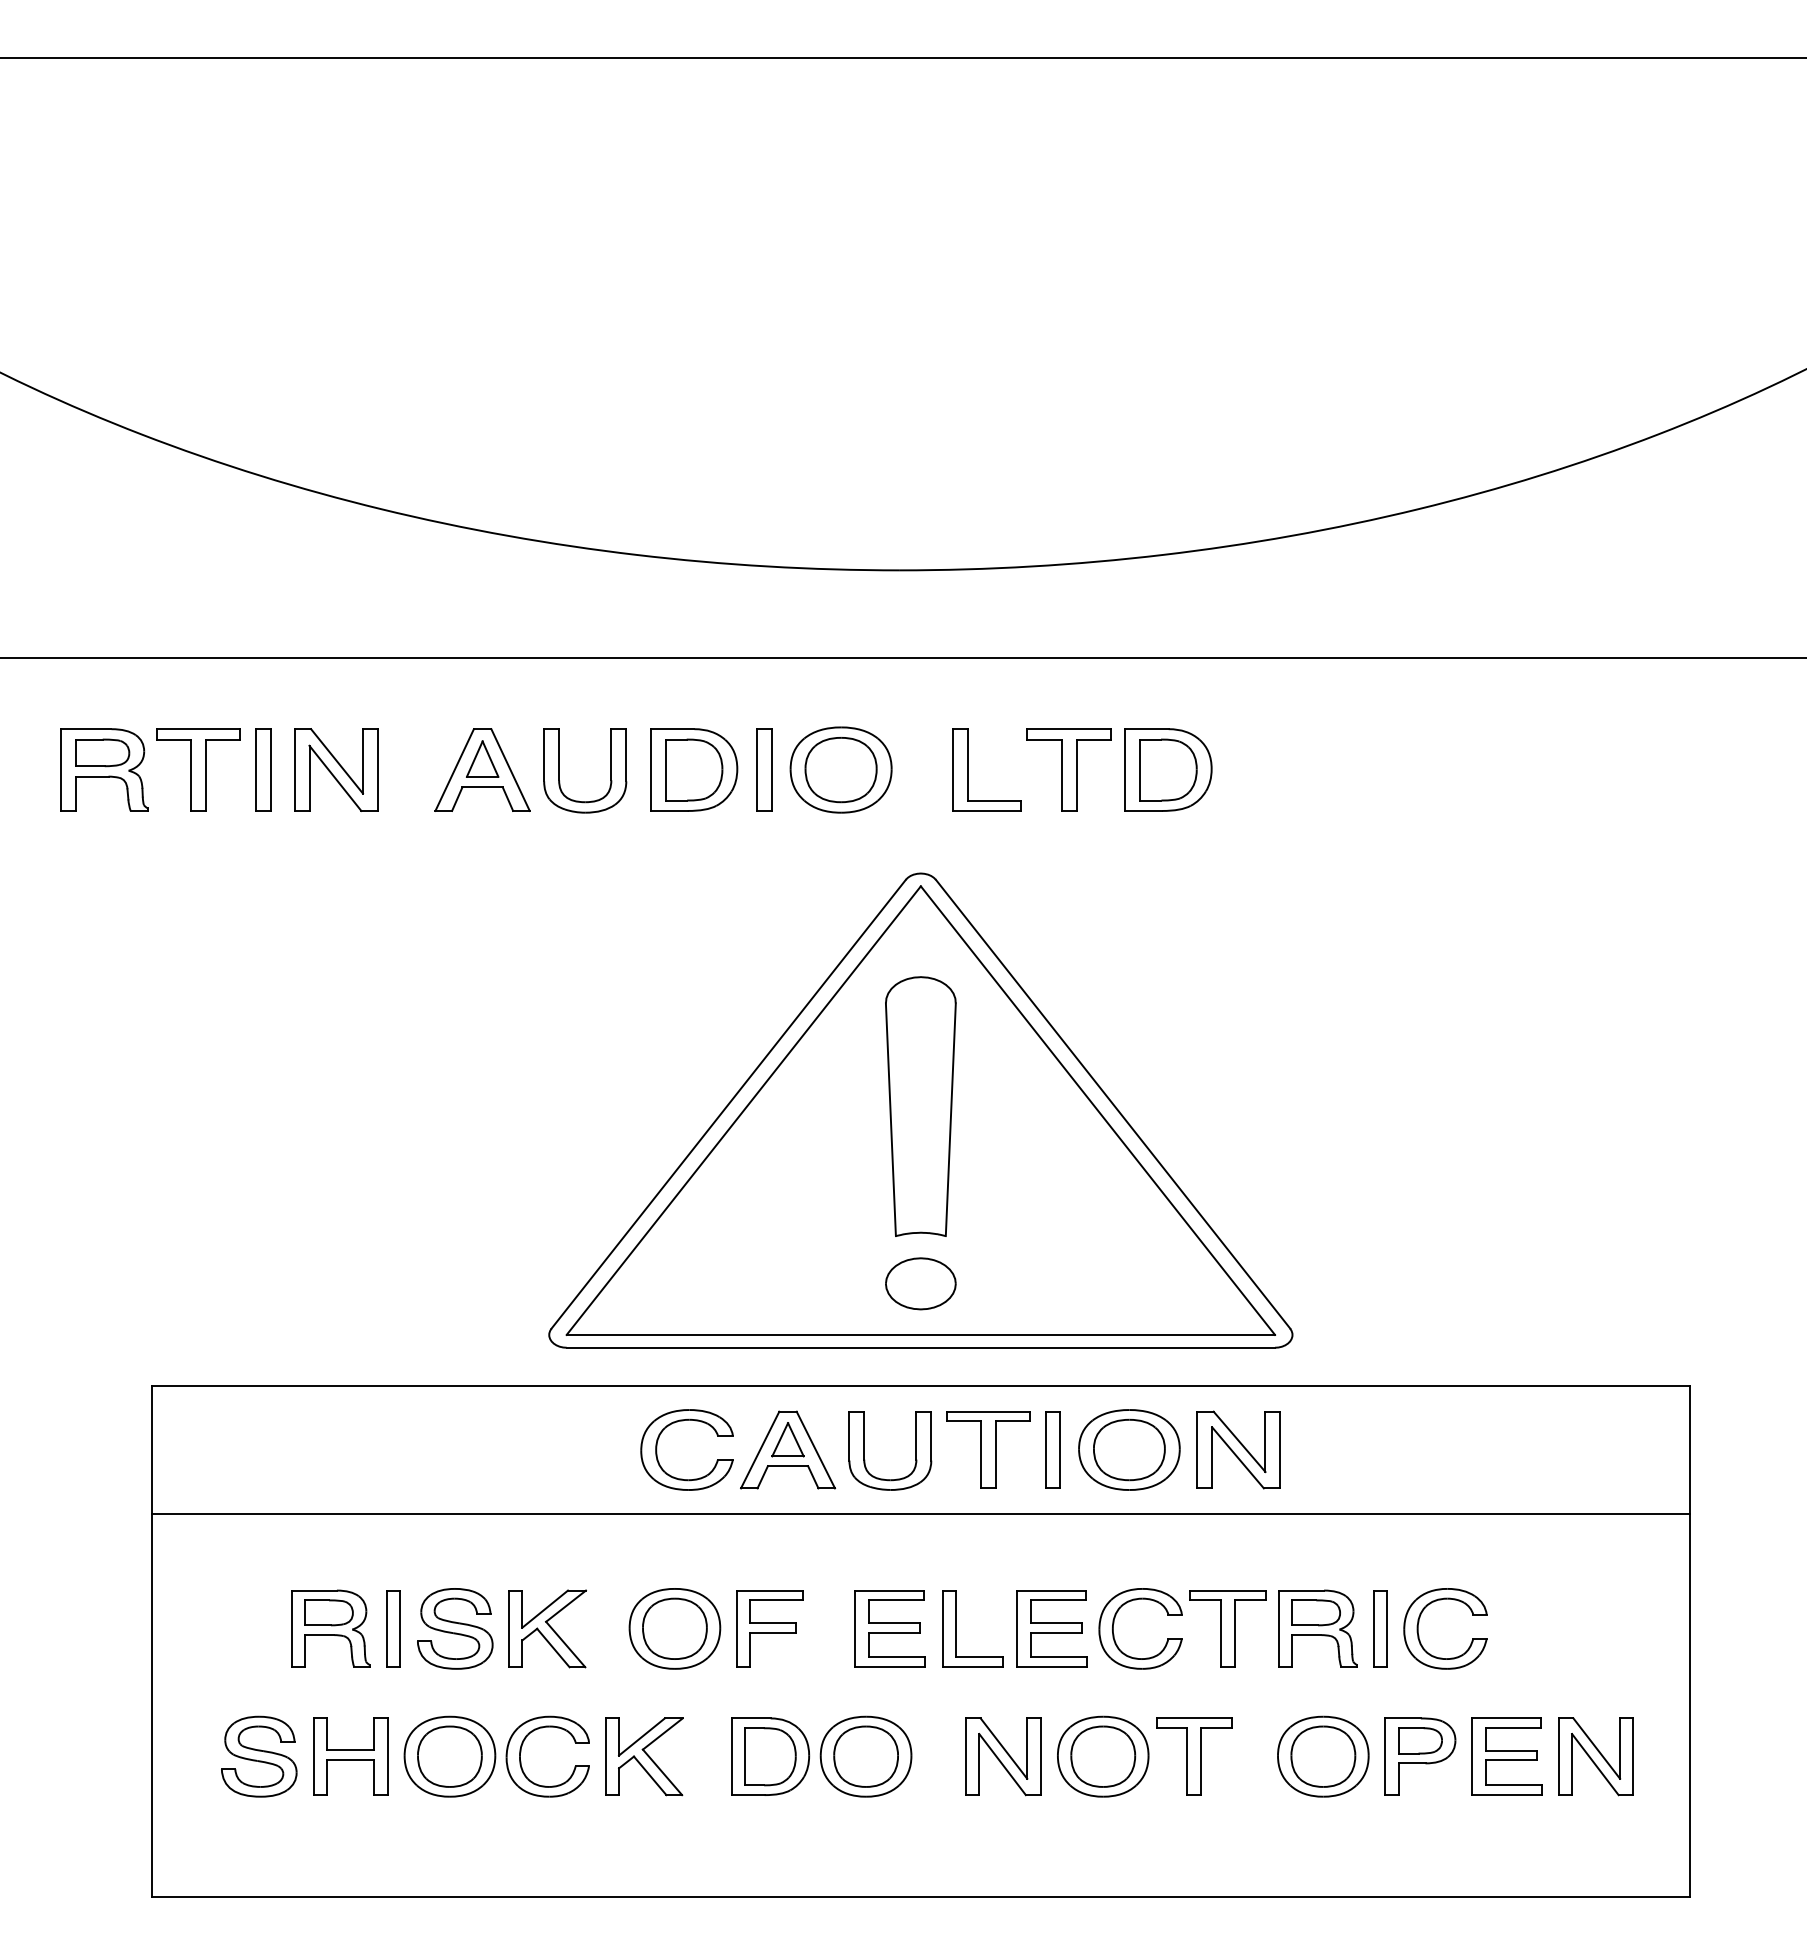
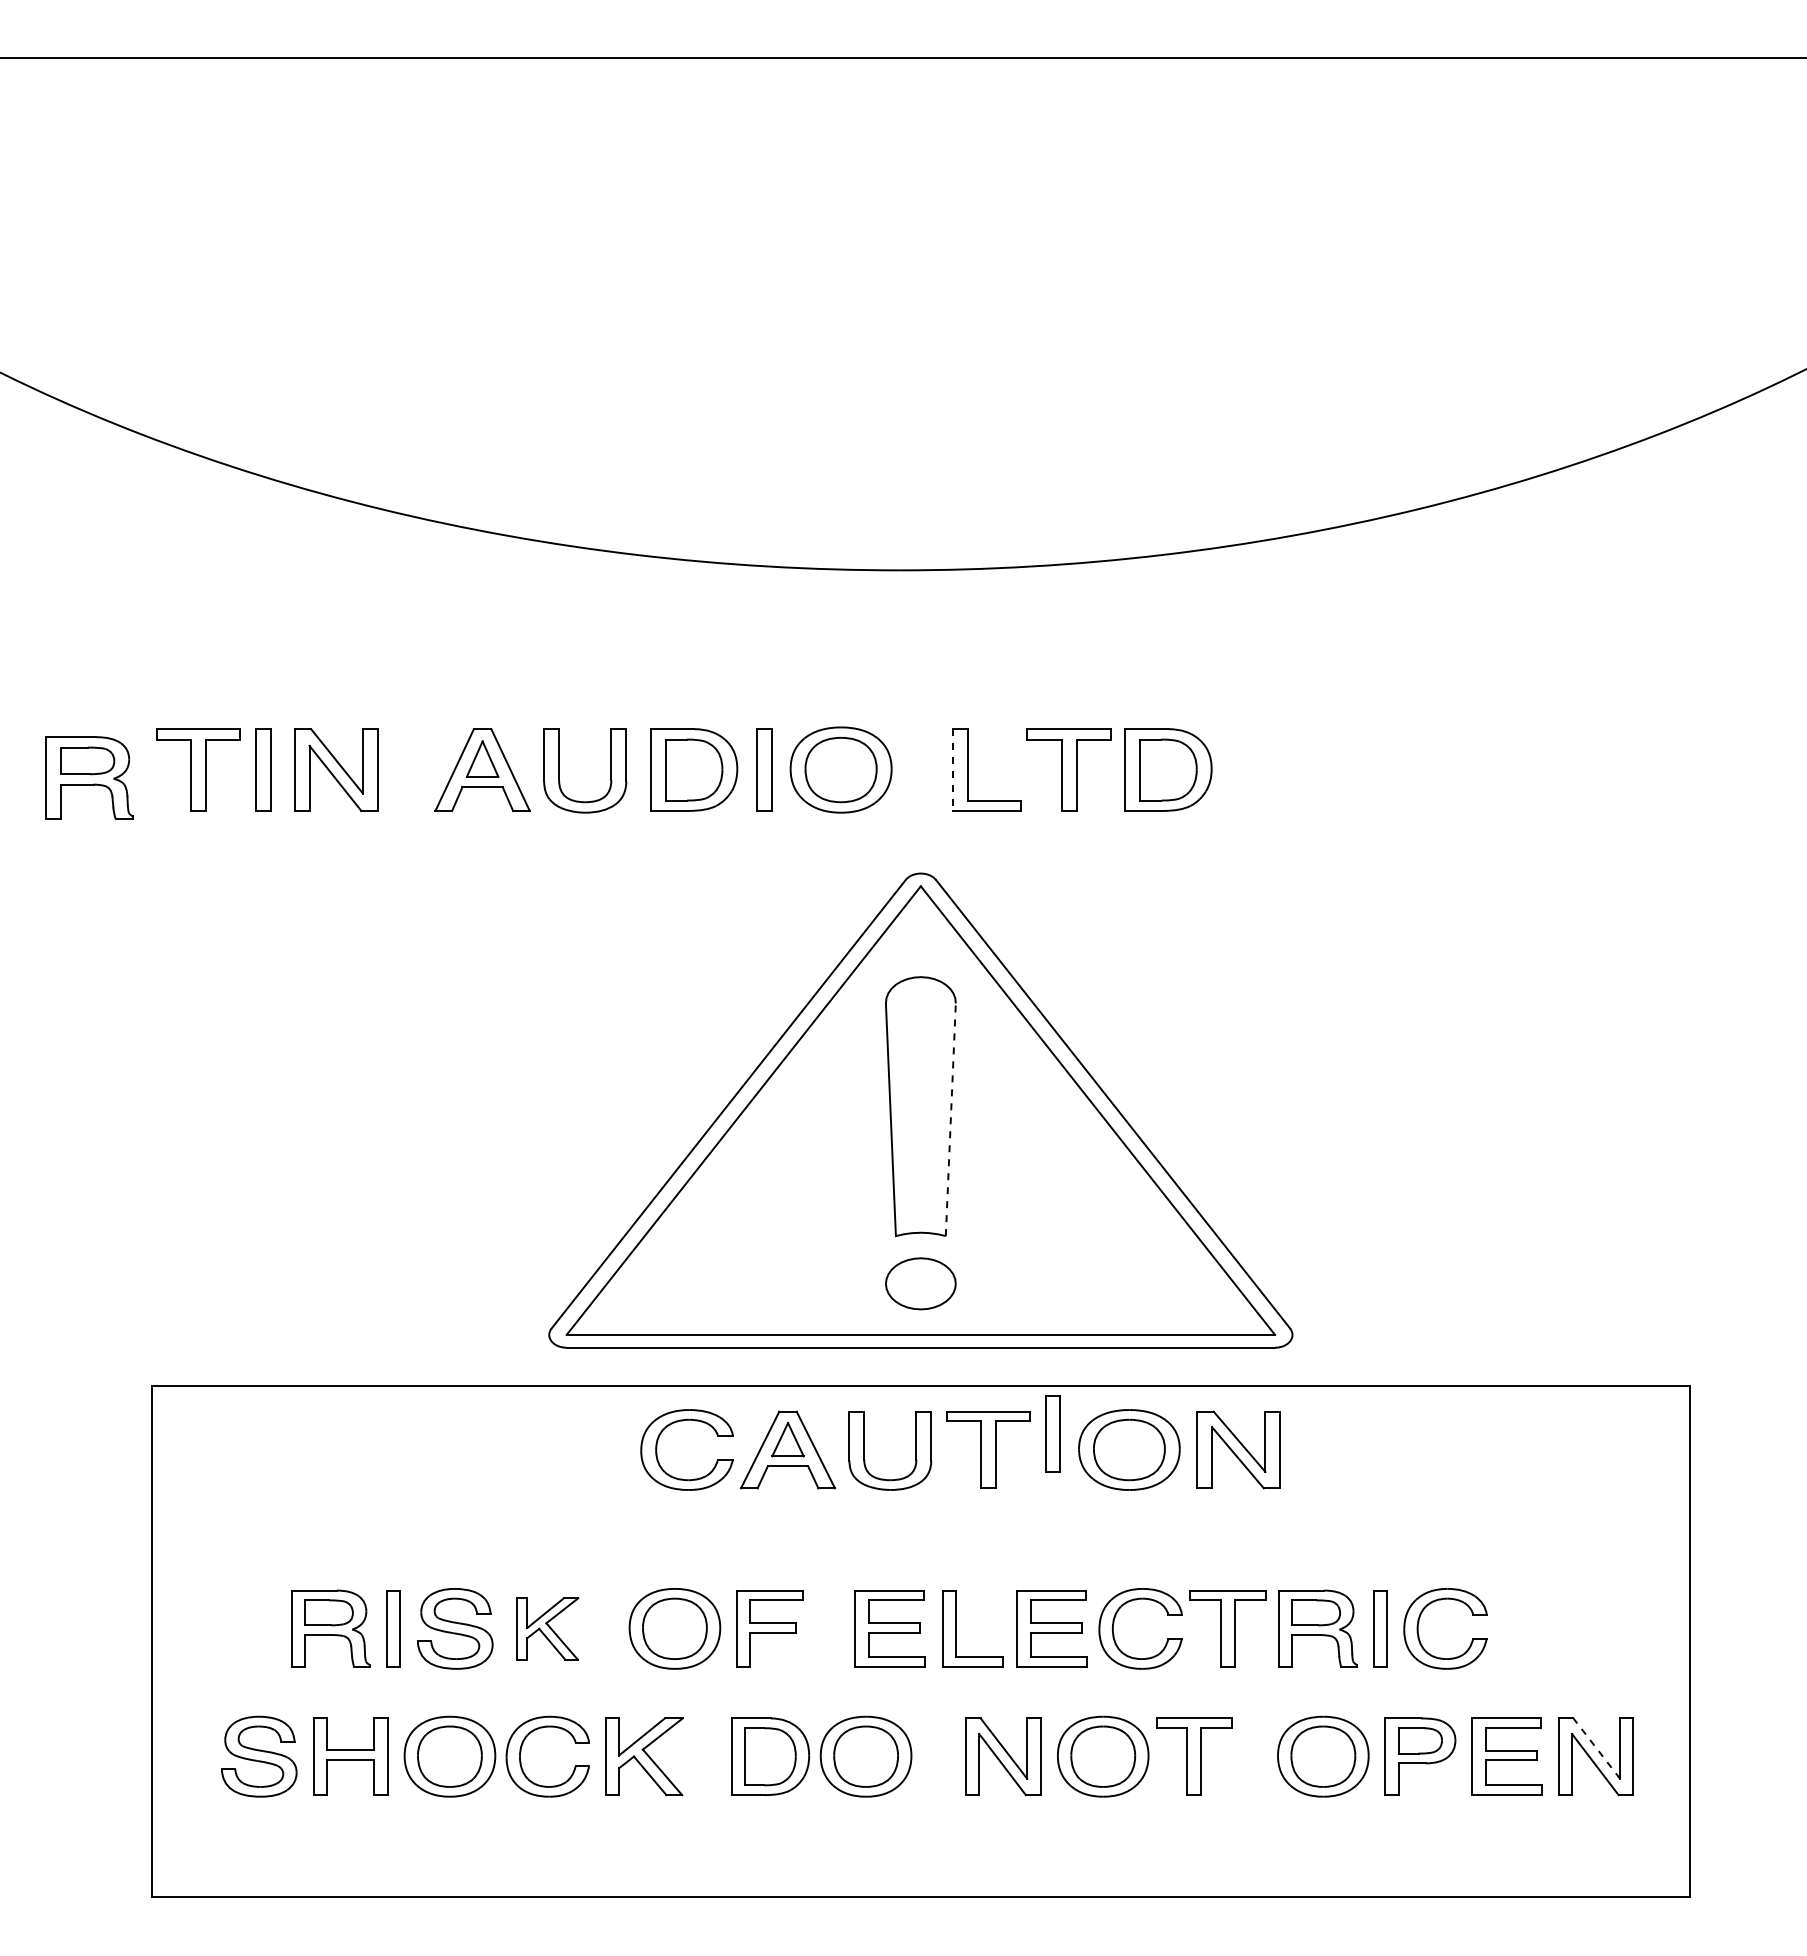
line: present -> none (902, 657)
part position: (104, 769) -> (89, 777) (89, 777)
line: solid -> dashed (953, 770)
line: solid -> dashed (950, 1119)
part position: (1052, 1449) -> (1052, 1433) (1052, 1433)
line: present -> none (920, 1513)
part size: 79x80 px -> 64x64 px (547, 1628)
line: solid -> dashed (1596, 1748)
